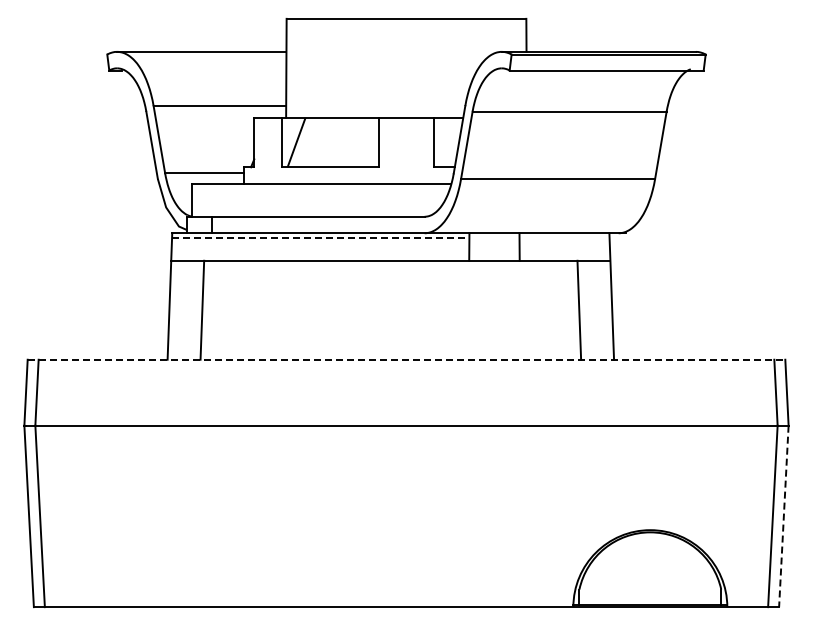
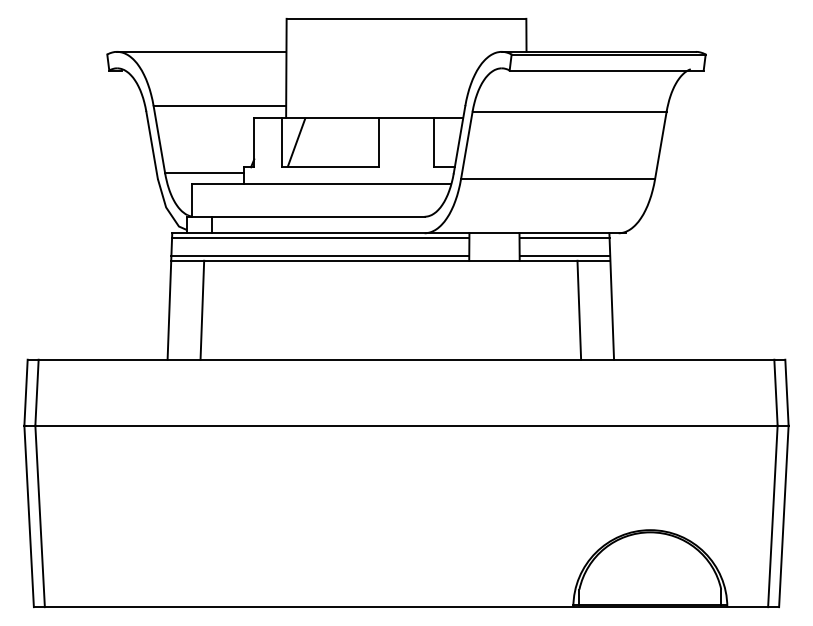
line: dashed -> solid (320, 238)
line: none -> present (564, 238)
line: none -> present (320, 256)
line: none -> present (564, 256)
line: dashed -> solid (406, 359)
line: dashed -> solid (783, 516)
